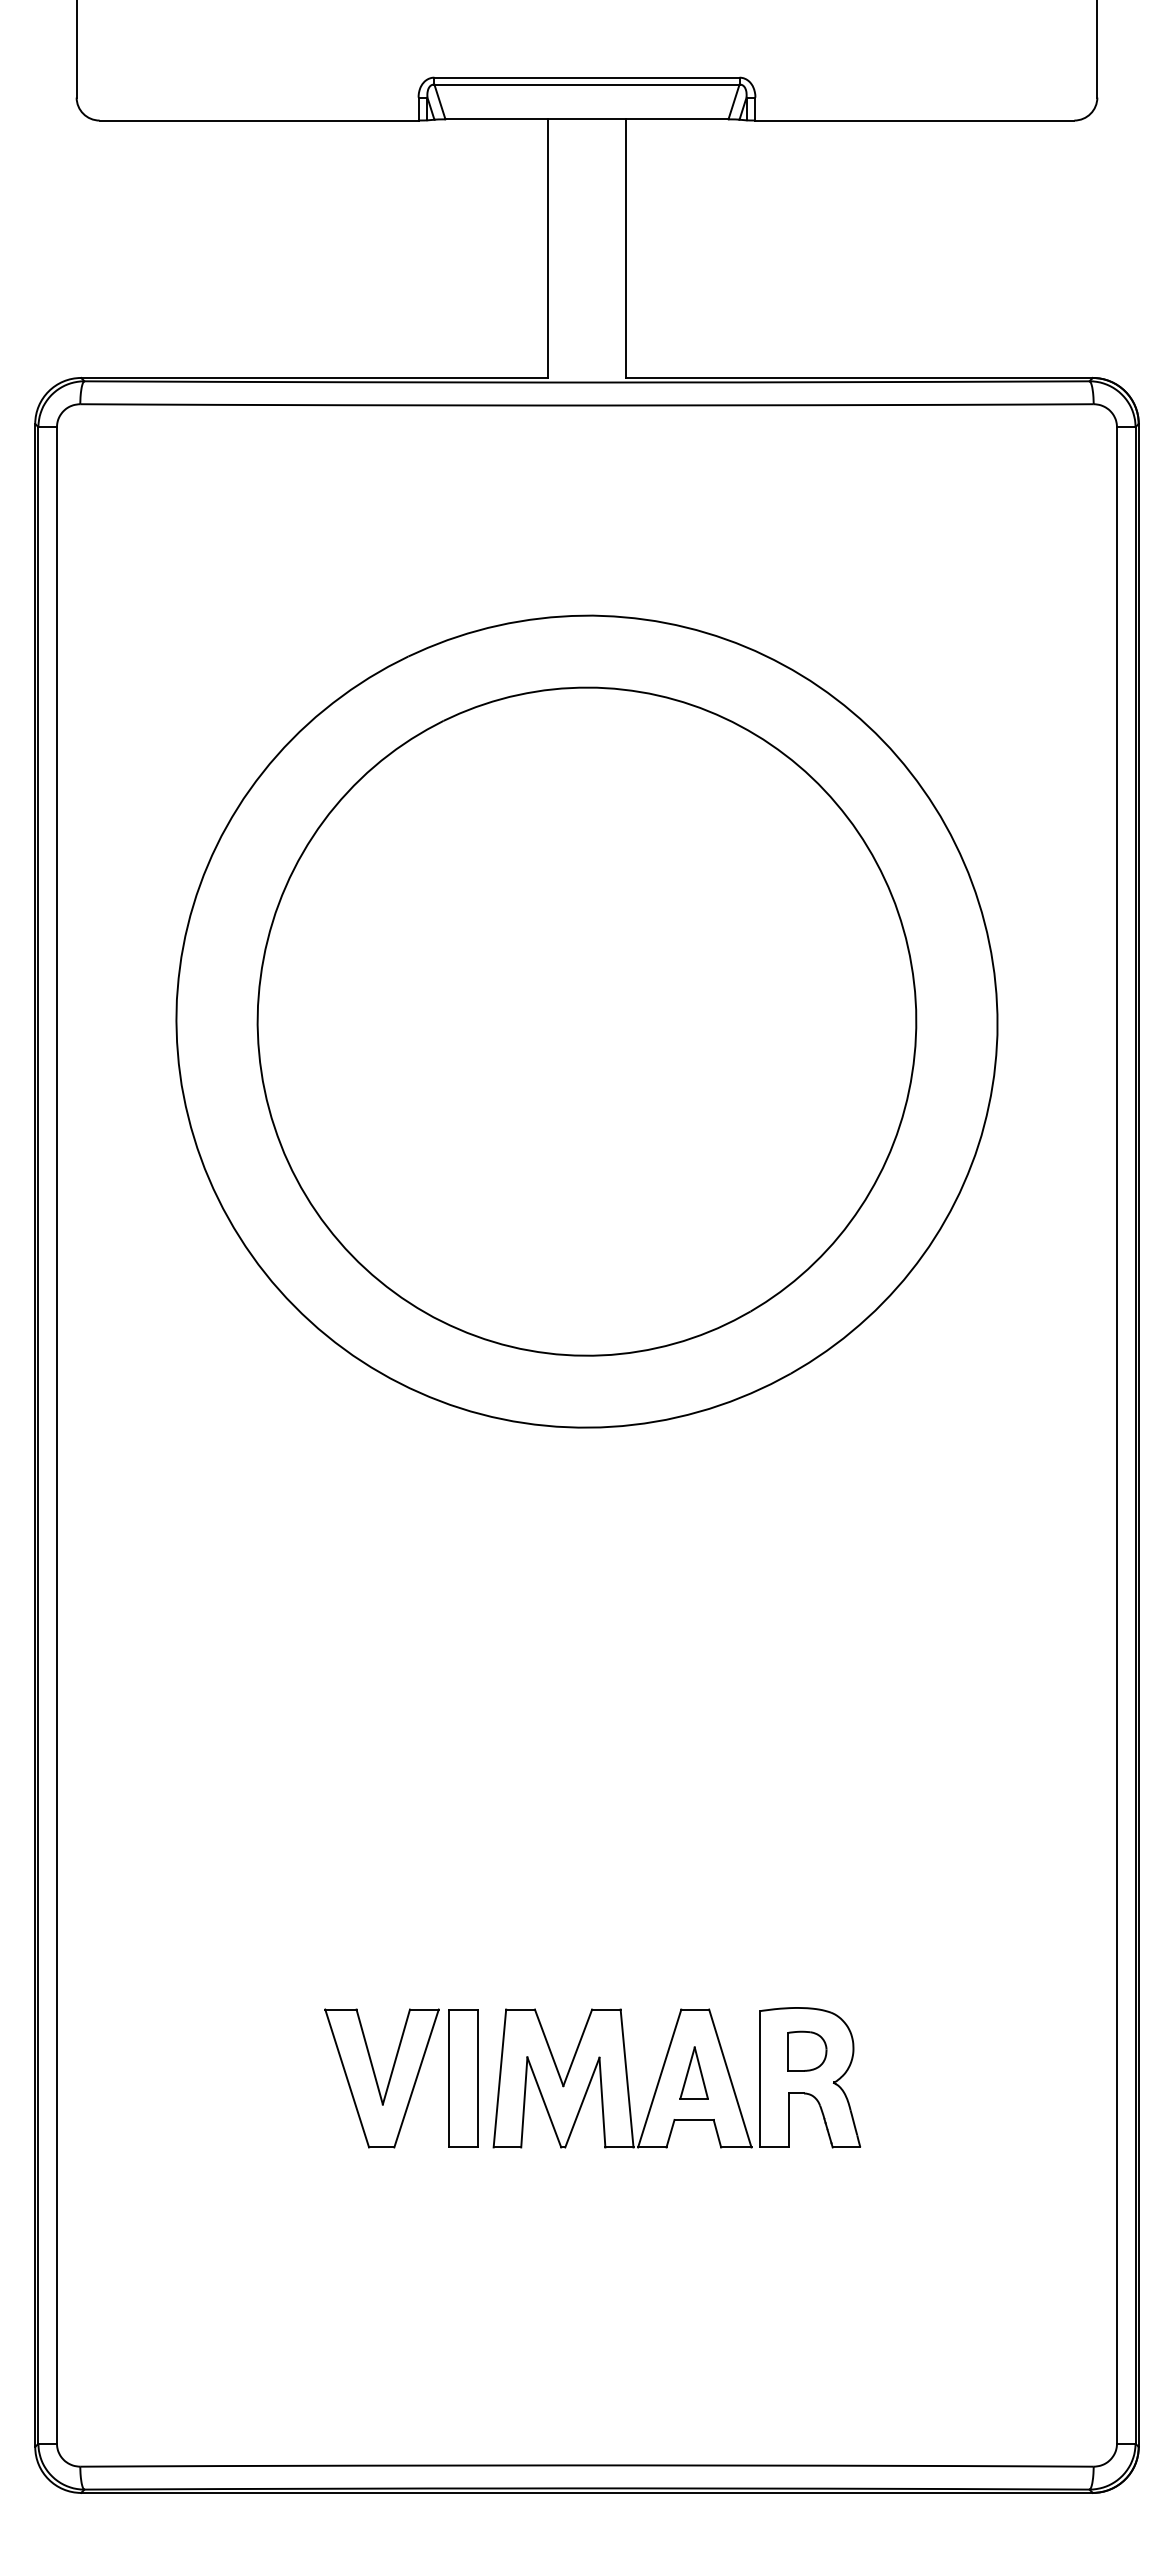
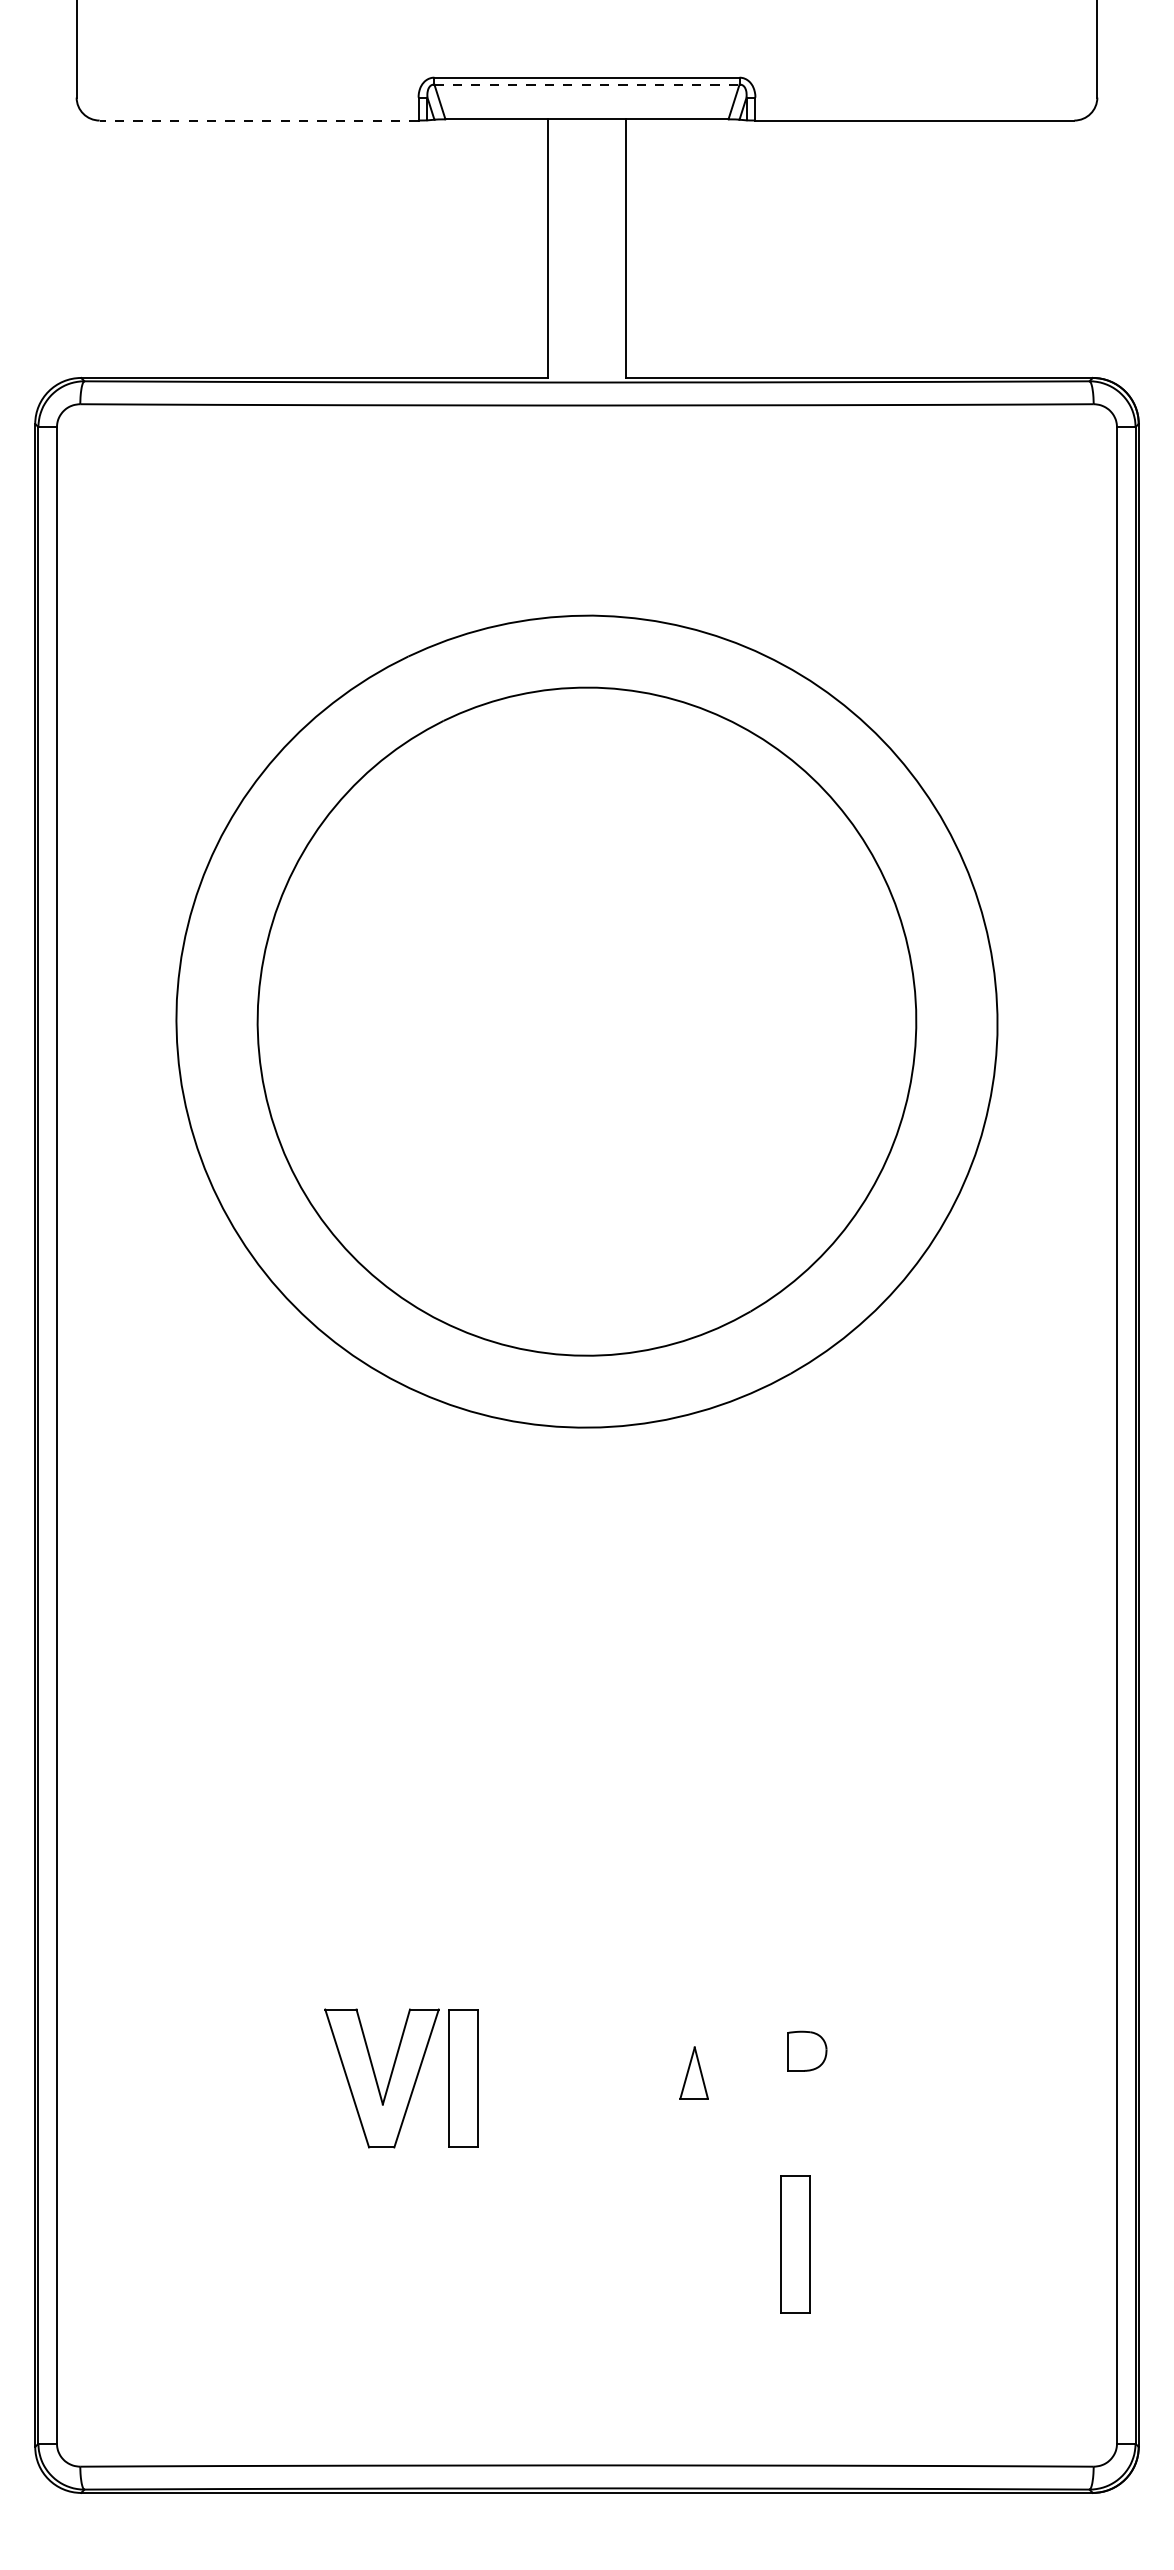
line: solid -> dashed (586, 84)
line: solid -> dashed (258, 120)
part: present -> none (676, 2077)
part: none -> present (795, 2244)
